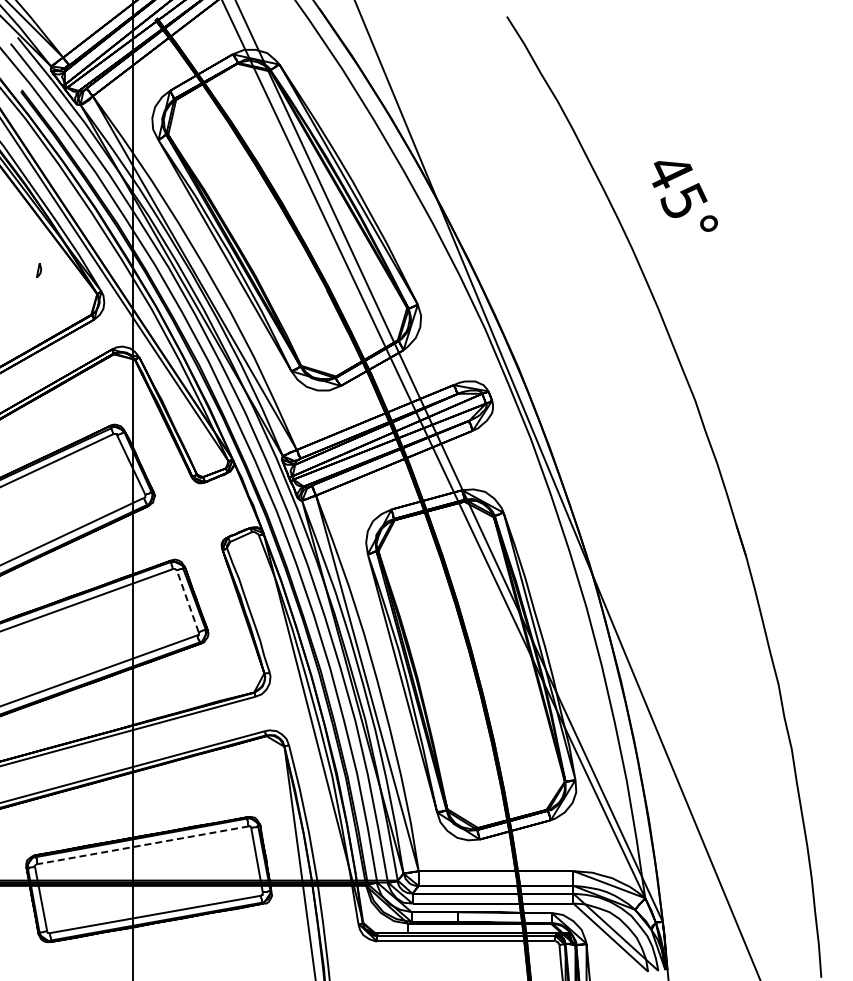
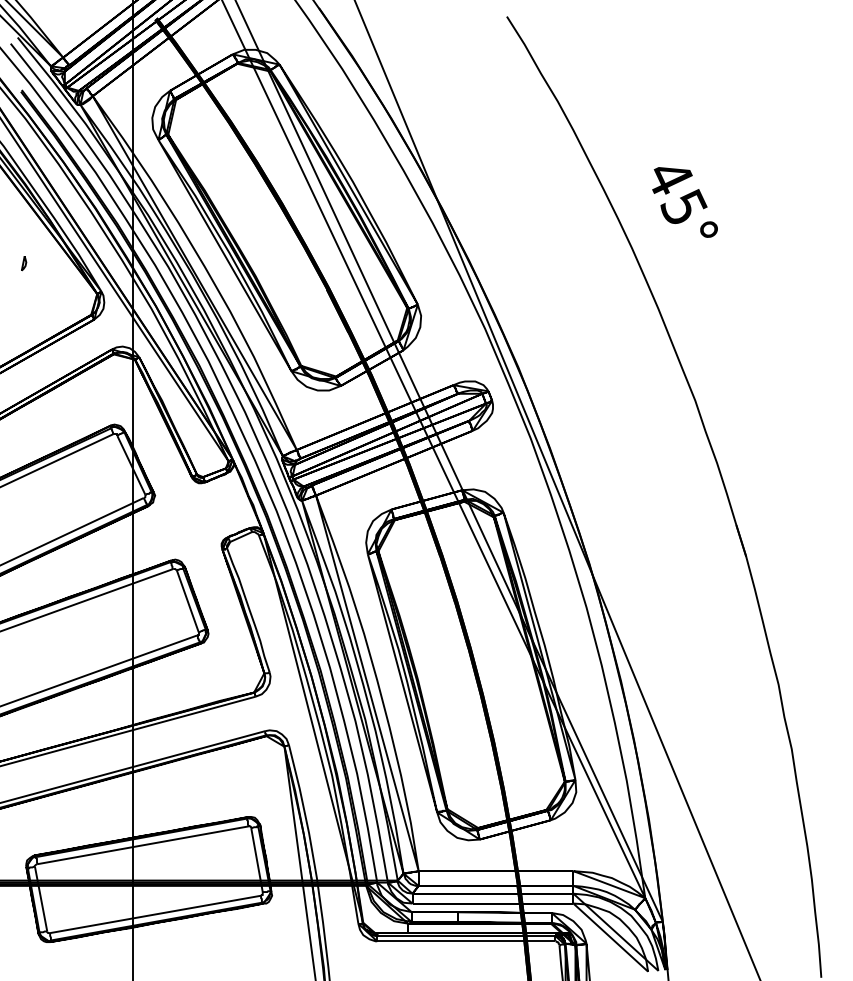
text position: (684, 196) -> (684, 202) (684, 202)
part position: (39, 270) -> (24, 263) (24, 263)
line: dashed -> solid (187, 601)
line: dashed -> solid (142, 845)
